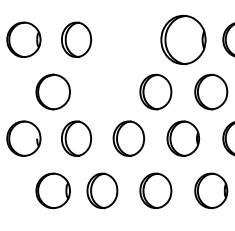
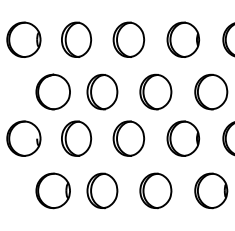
part: none -> present (128, 39)
part size: 47x50 px -> 34x37 px (182, 39)
part: none -> present (102, 91)
